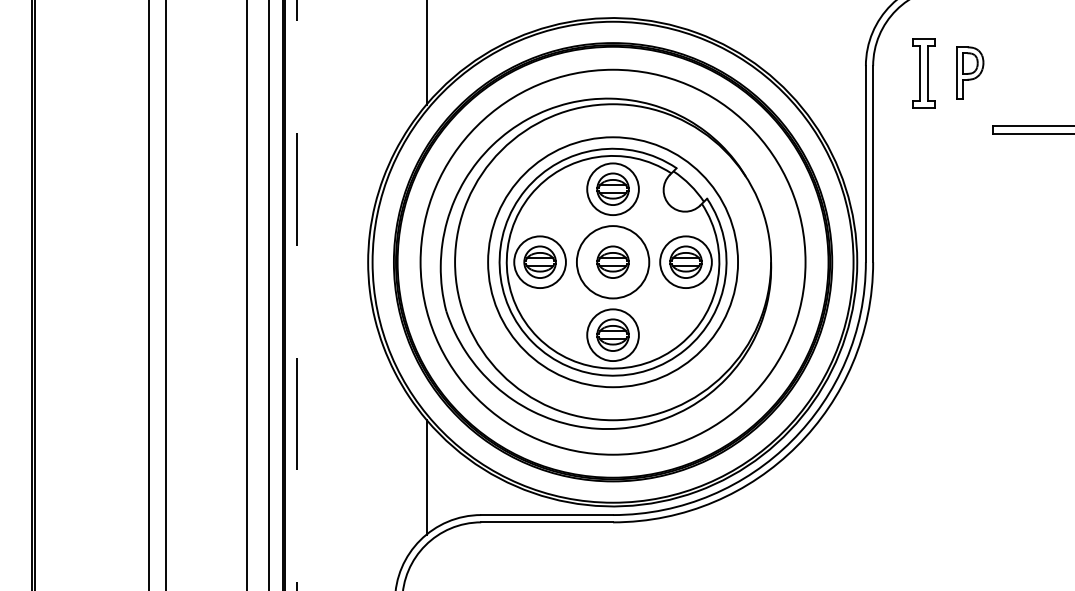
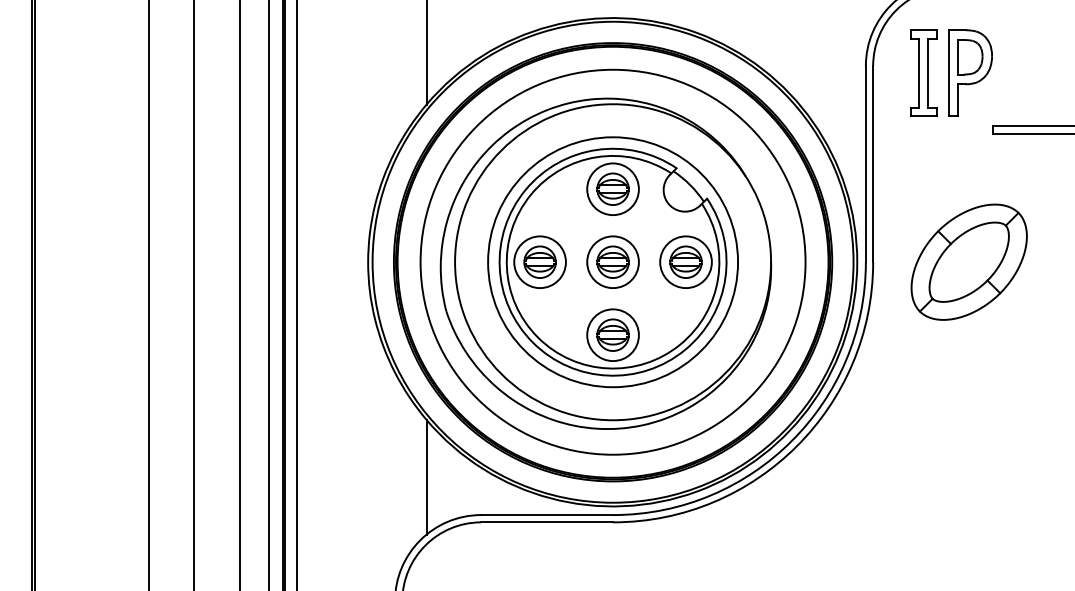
part size: 29x54 px -> 45x88 px (970, 72)
part size: 24x71 px -> 28x88 px (923, 72)
part: none -> present (968, 261)
circle diameter: 72 px -> 52 px (612, 262)
line position: (165, 294) -> (193, 294) (193, 294)
line position: (247, 294) -> (240, 294) (240, 294)
line: dashed -> solid (297, 295)
